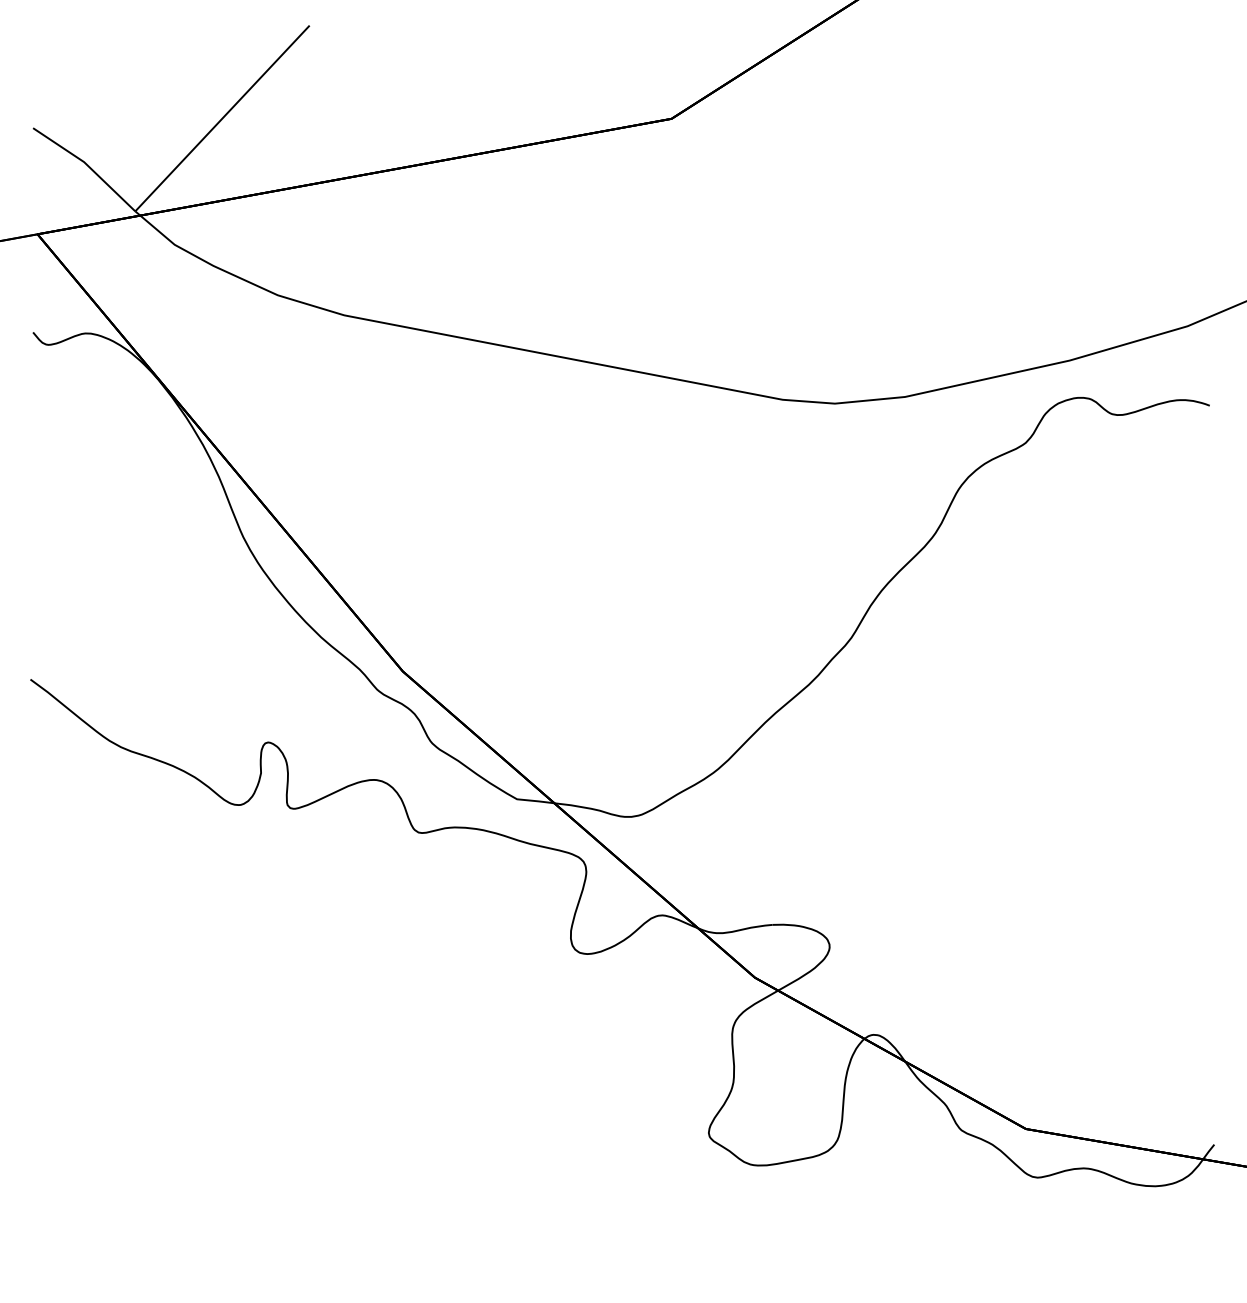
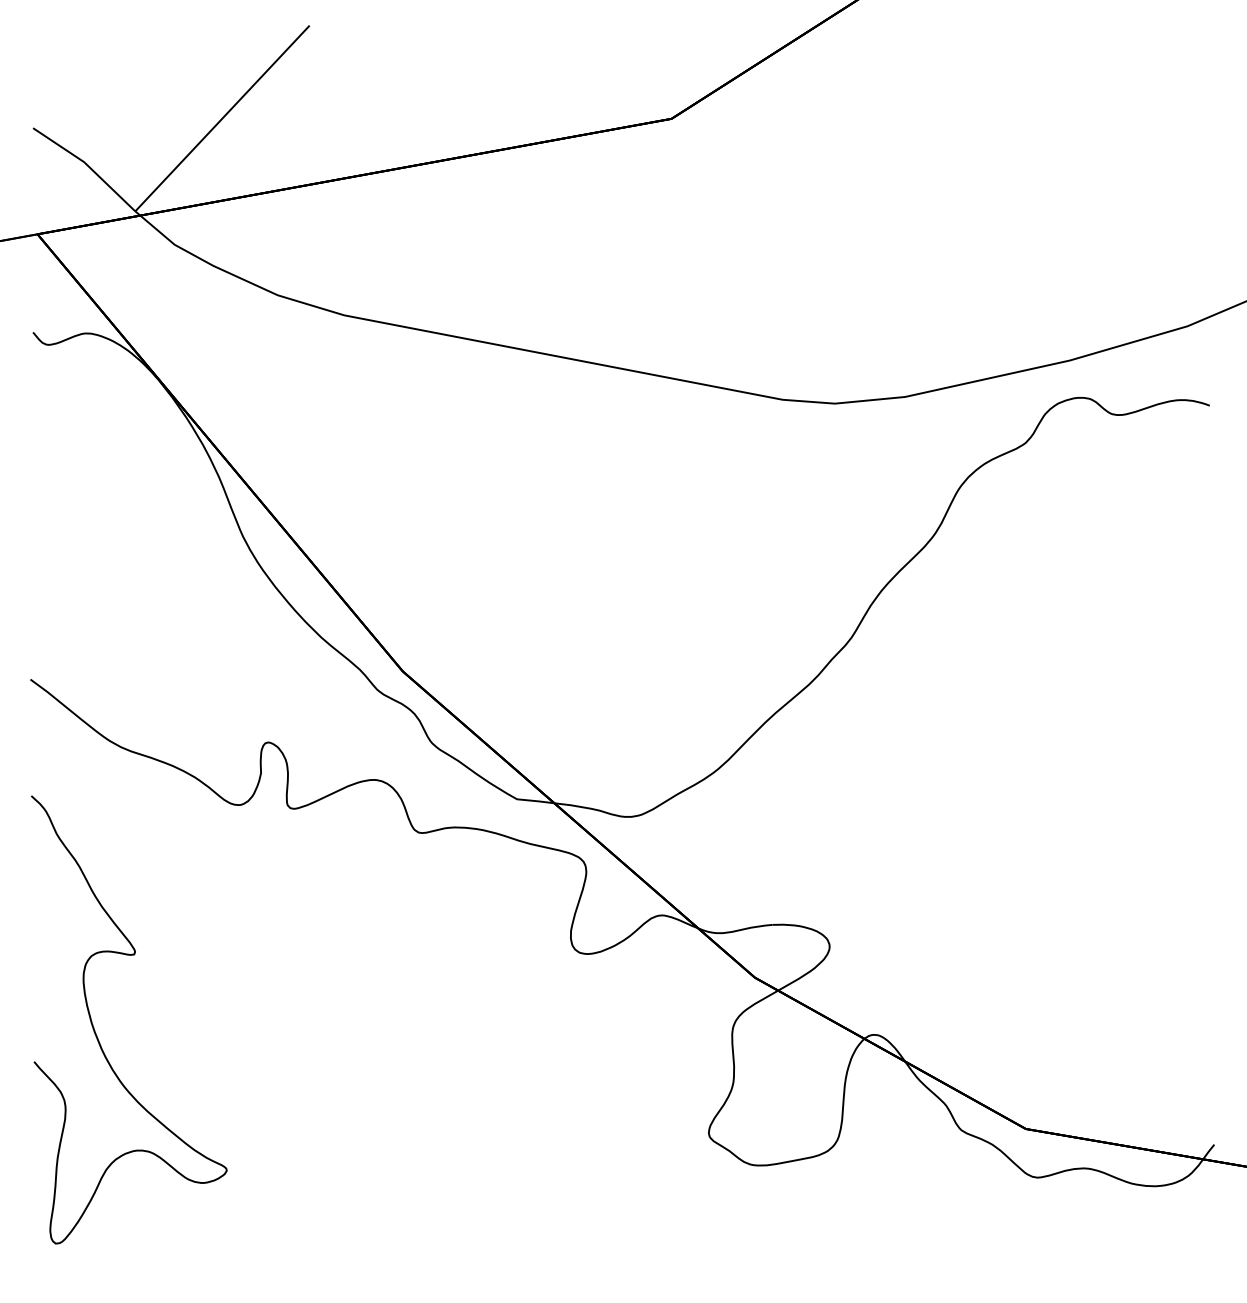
curve: none -> present (95, 1030)
